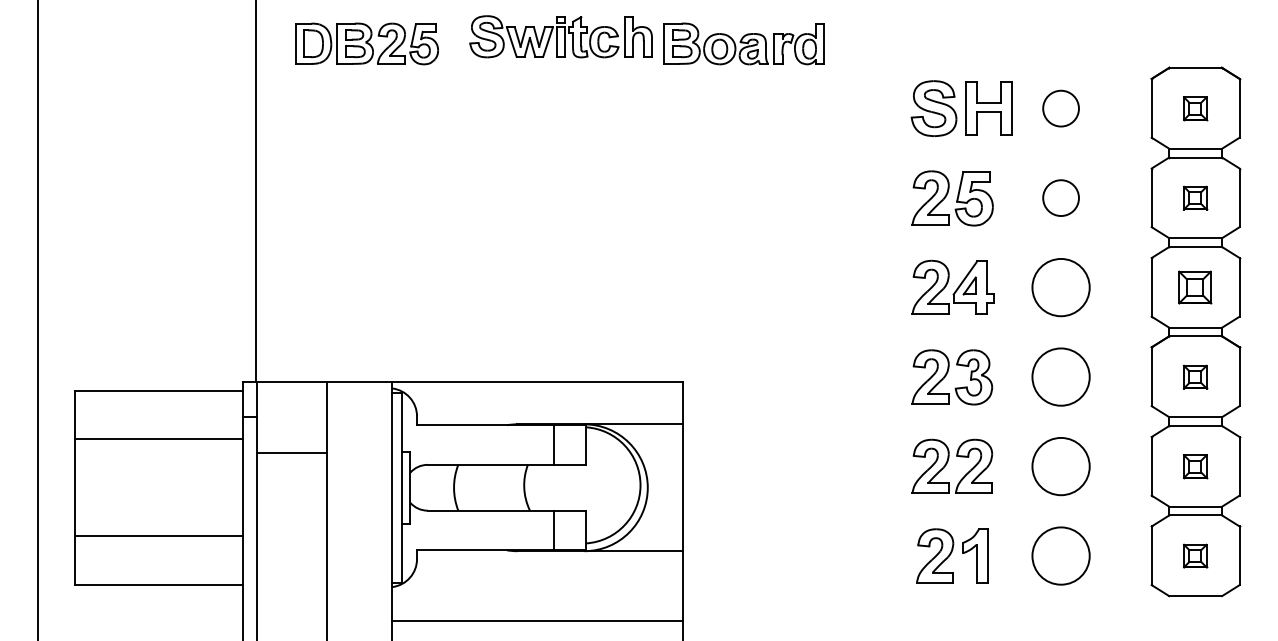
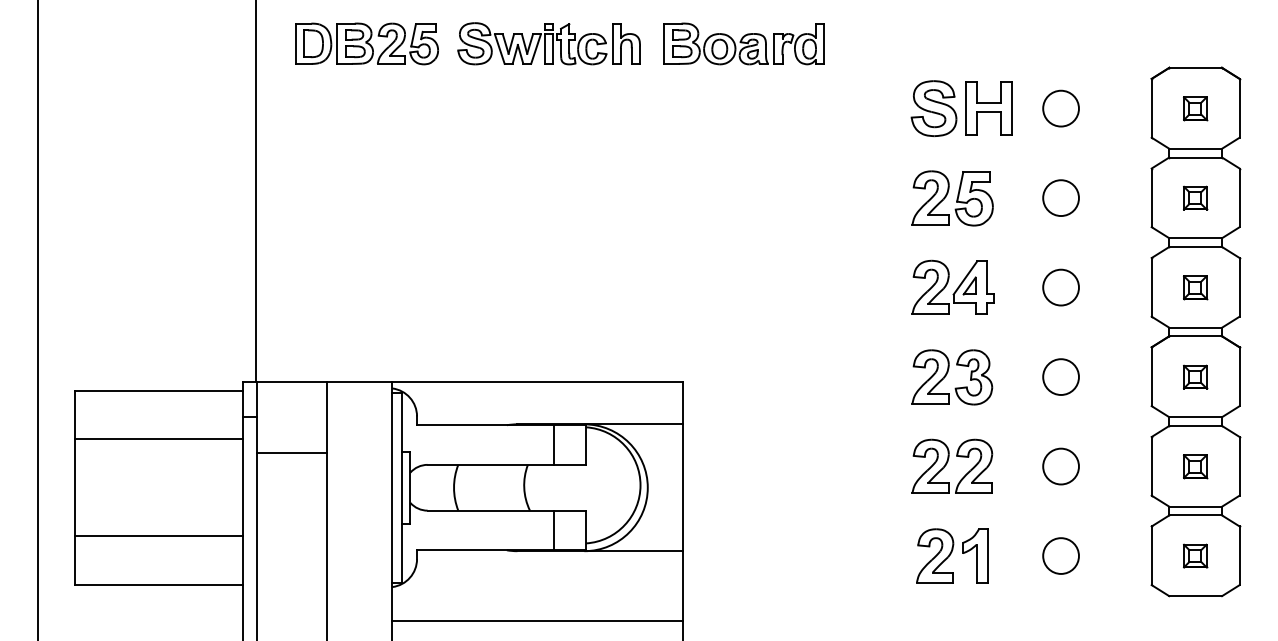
part position: (560, 36) -> (548, 43) (548, 43)
circle diameter: 57 px -> 36 px (1060, 287)
part size: 35x35 px -> 26x26 px (1195, 287)
circle diameter: 57 px -> 36 px (1060, 376)
circle diameter: 57 px -> 36 px (1060, 466)
circle diameter: 57 px -> 36 px (1060, 555)
